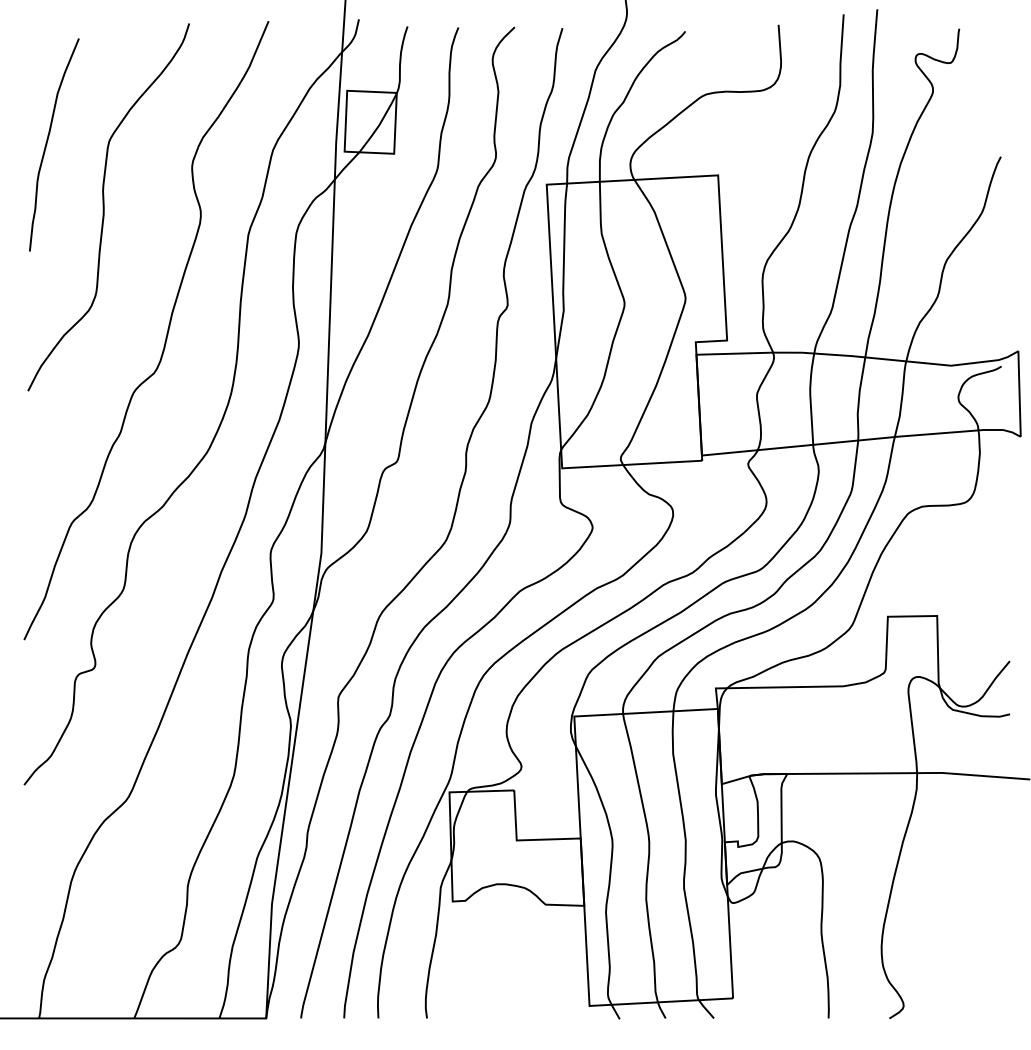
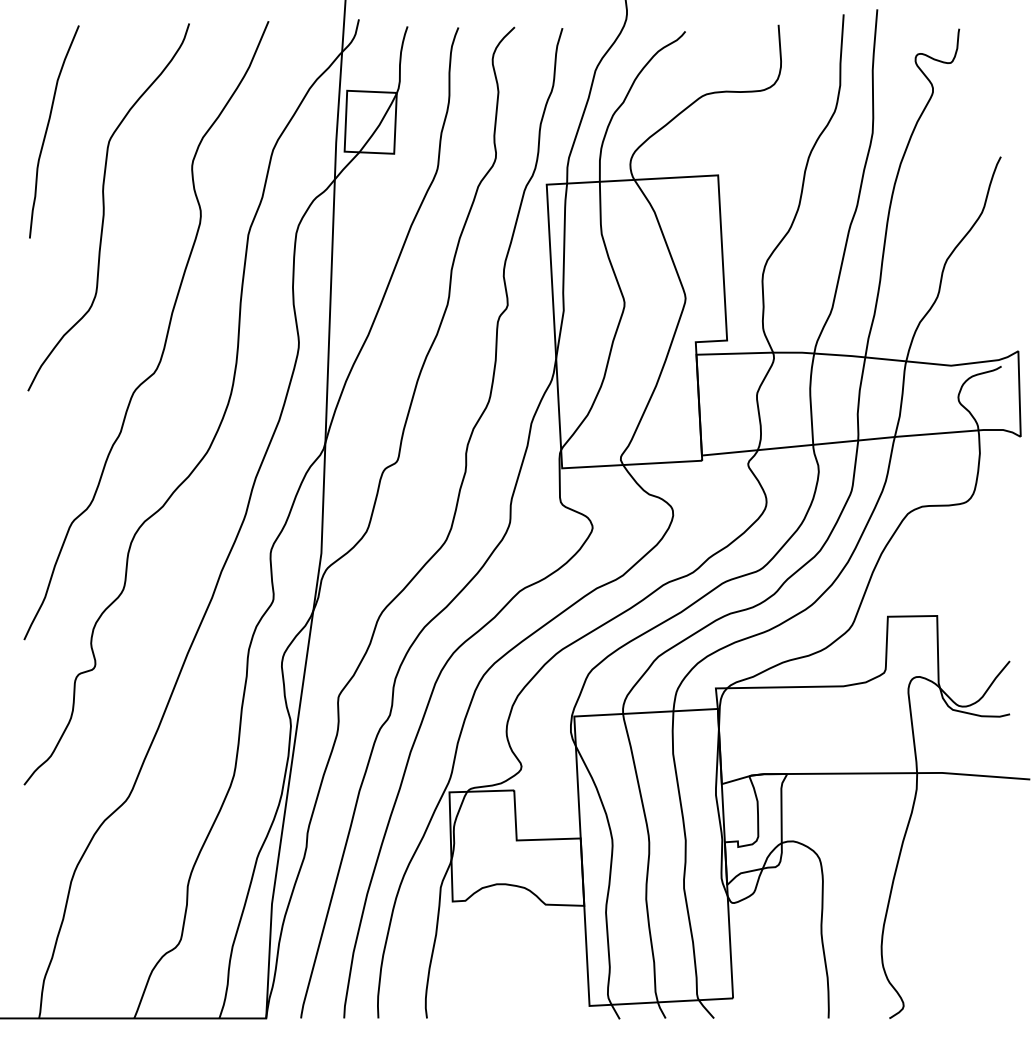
curve position: (47, 144) -> (47, 131) (47, 131)
